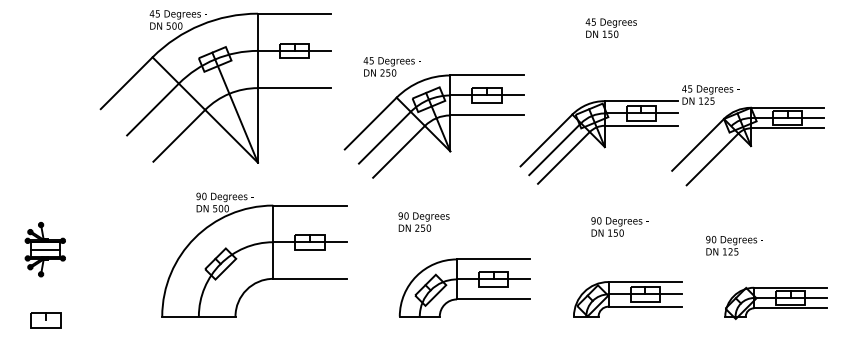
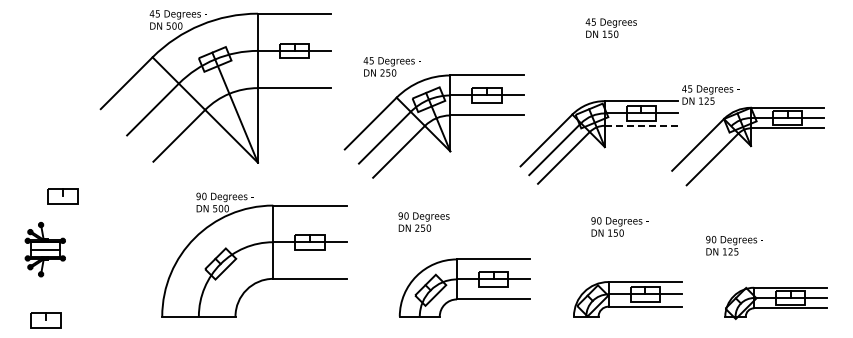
line: solid -> dashed (641, 125)
part: none -> present (62, 196)
